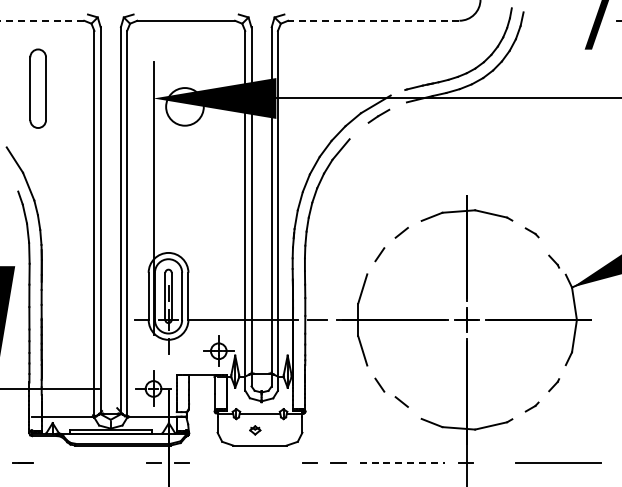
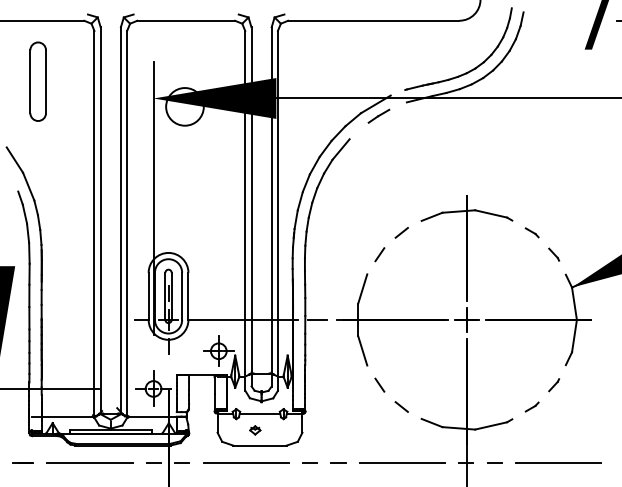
line: dashed -> solid (42, 20)
line: dashed -> solid (373, 20)
part position: (37, 88) -> (37, 81) (37, 81)
line position: (553, 261) -> (553, 254) (553, 254)
line position: (401, 401) -> (401, 406) (401, 406)
line: none -> present (89, 462)
line: none -> present (494, 462)
line: none -> present (245, 463)
line: dashed -> solid (402, 463)
